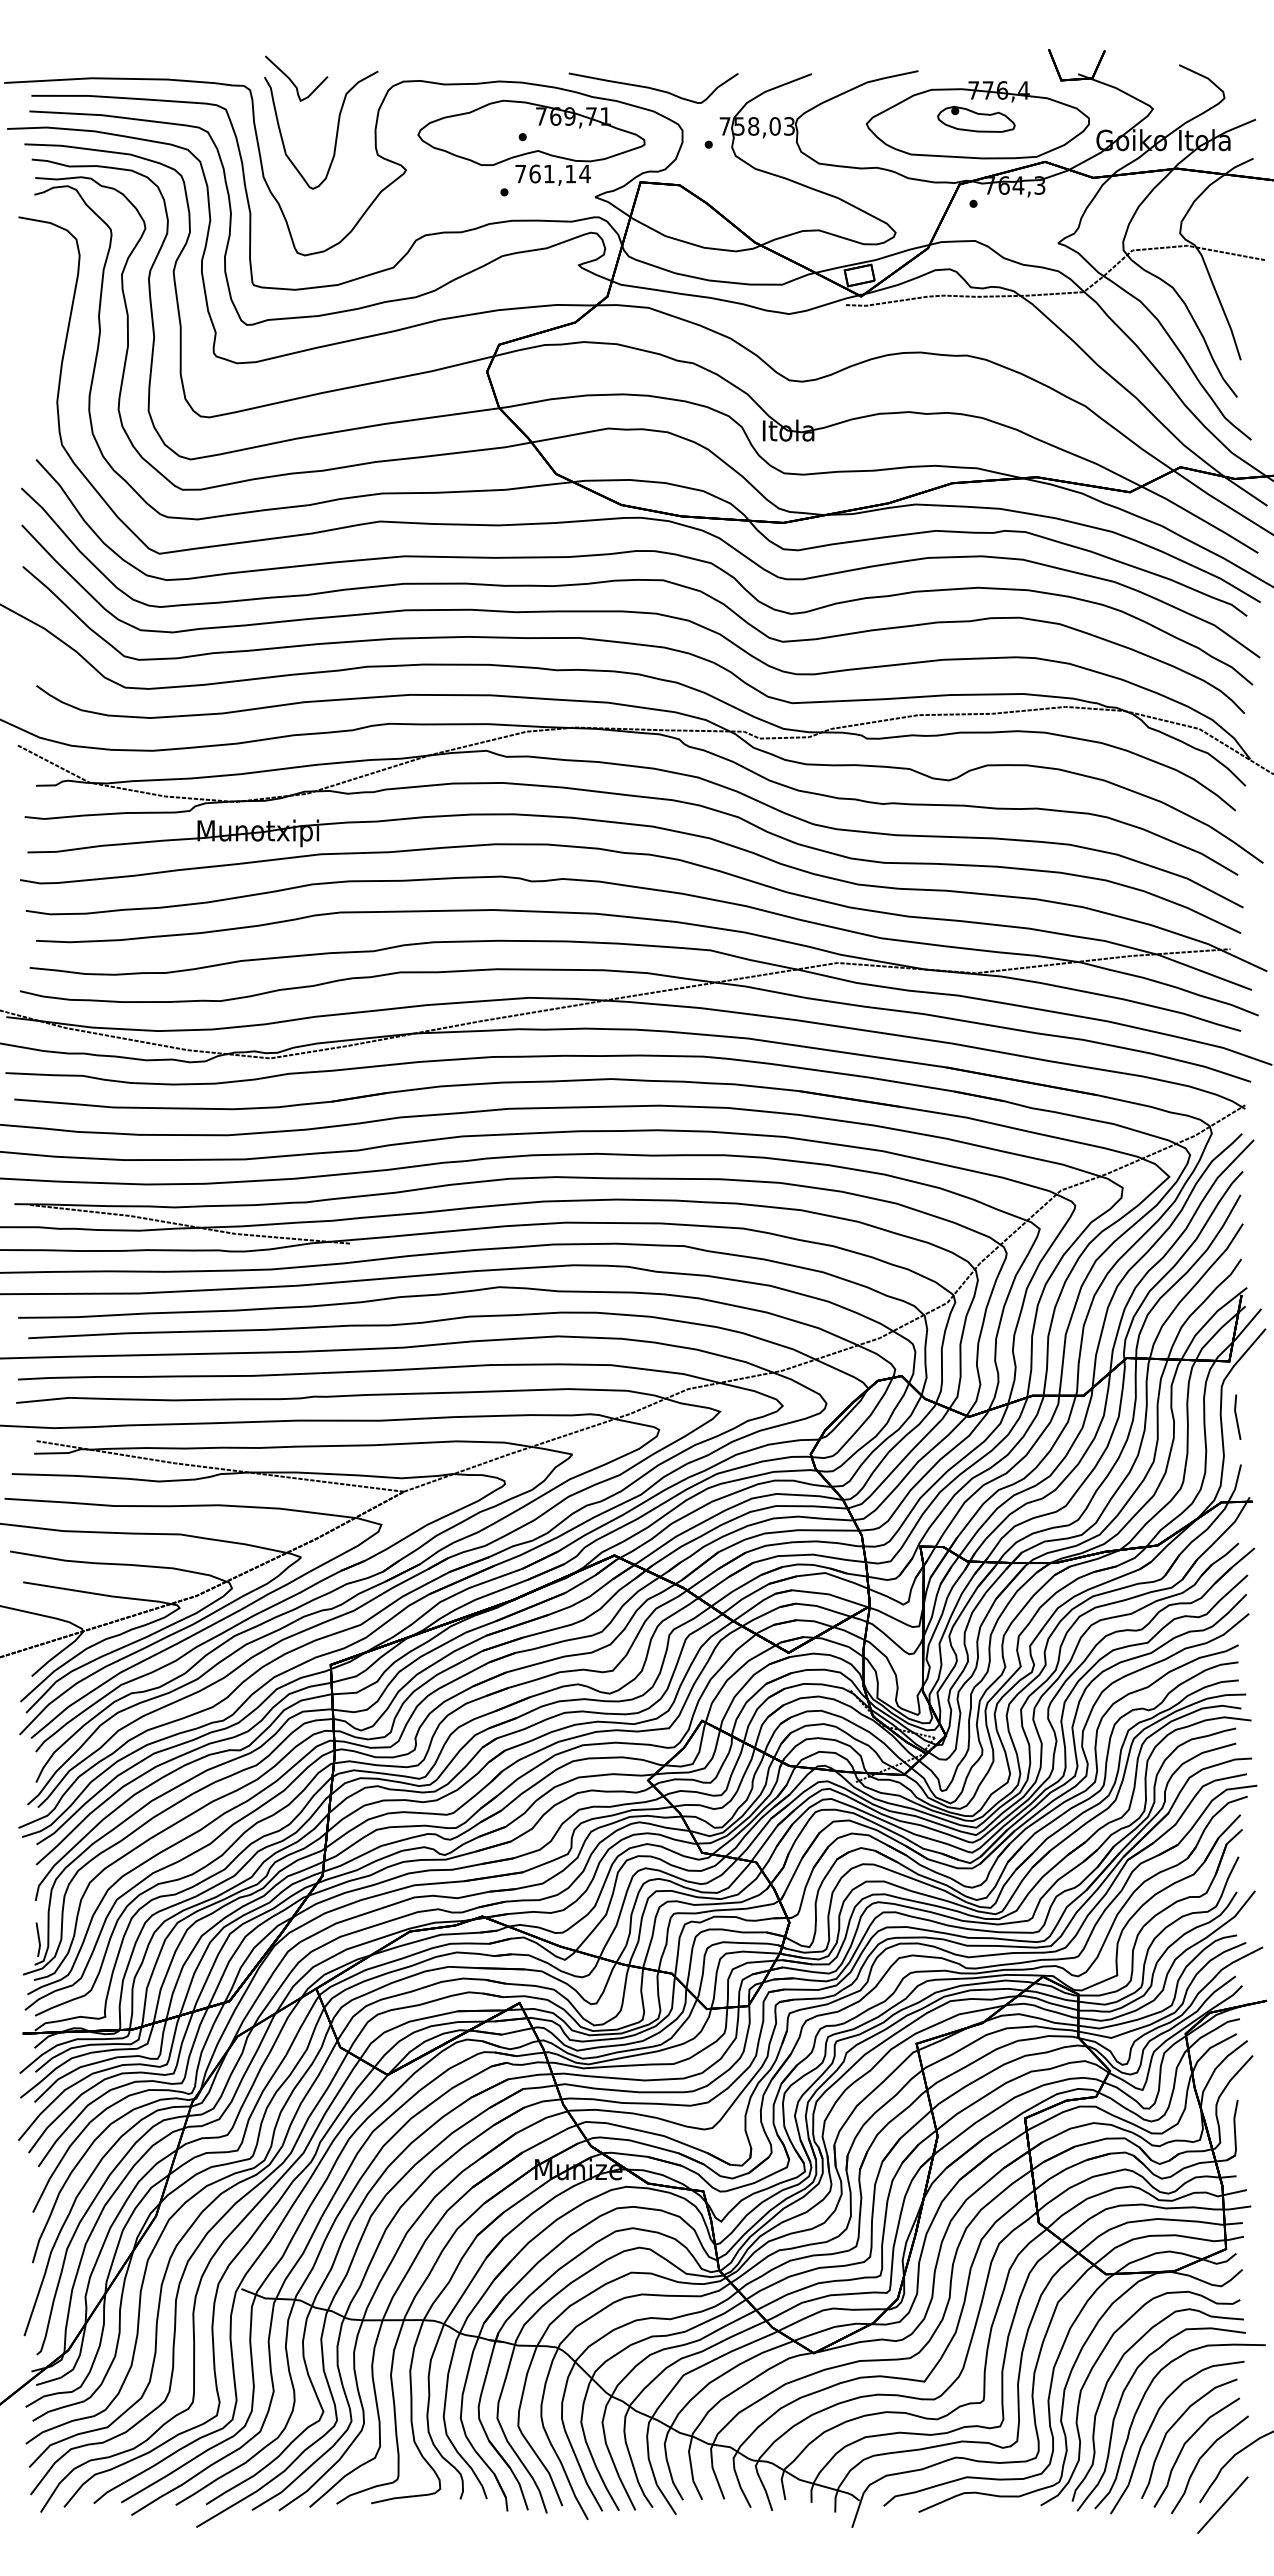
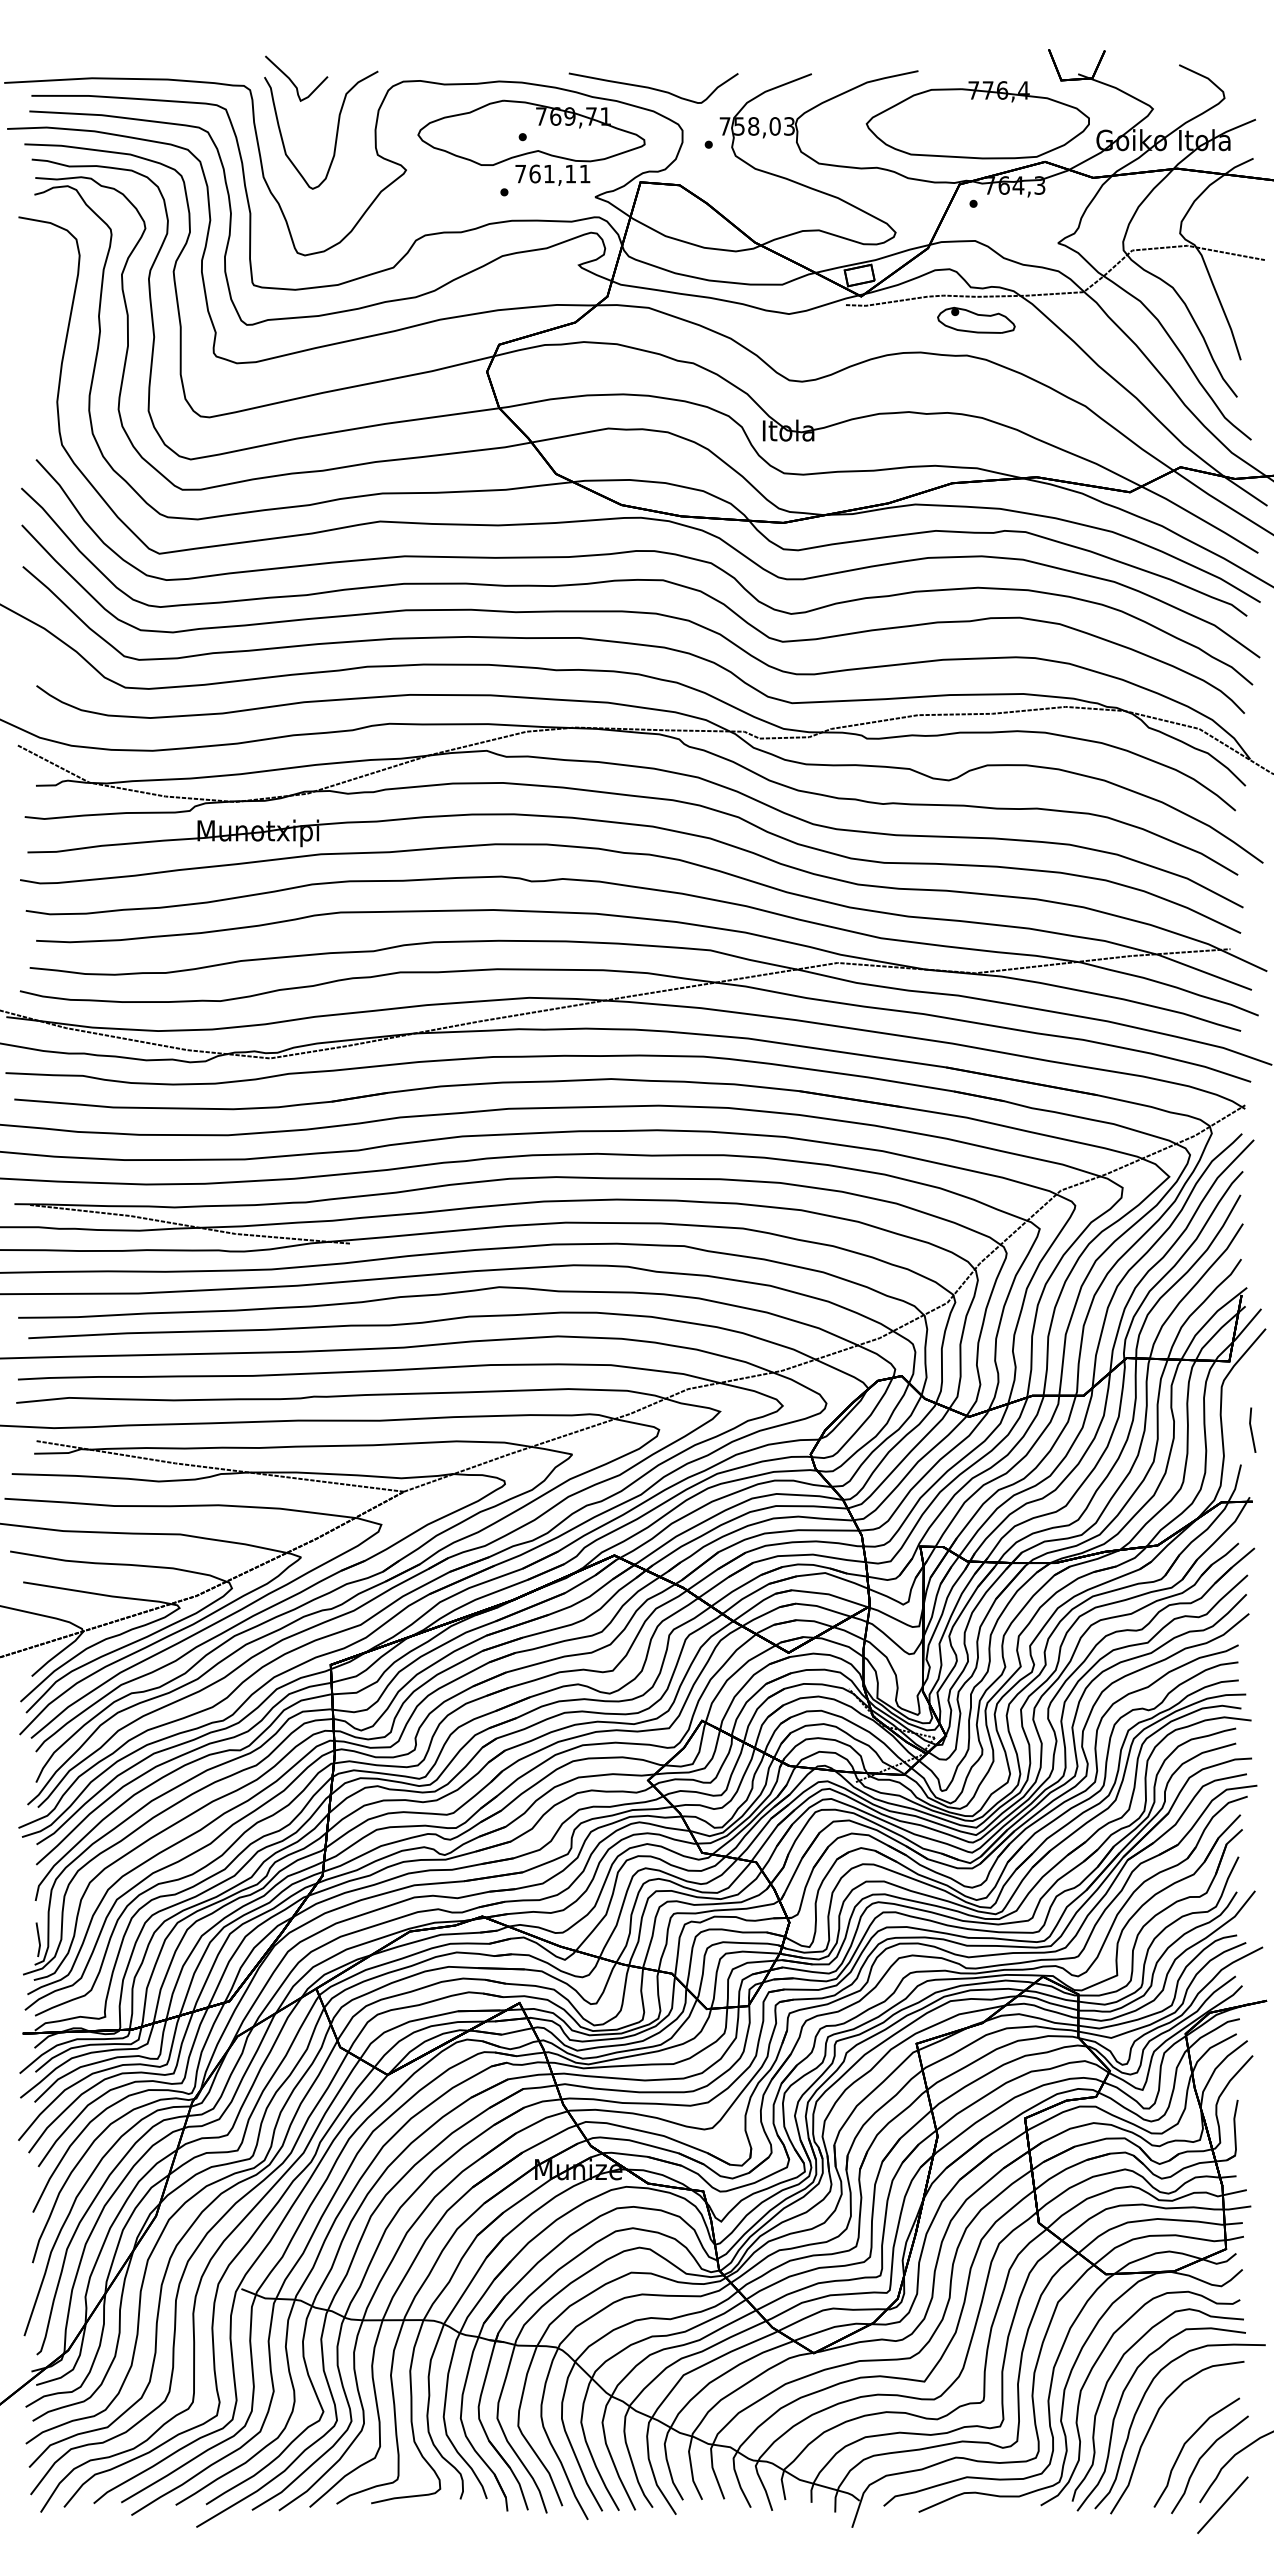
part position: (976, 119) -> (976, 320) (976, 320)
text: 761,14 -> 761,11 (585, 174)
line position: (1237, 1416) -> (1252, 1429) (1252, 1429)
curve: present -> none (1175, 2424)
